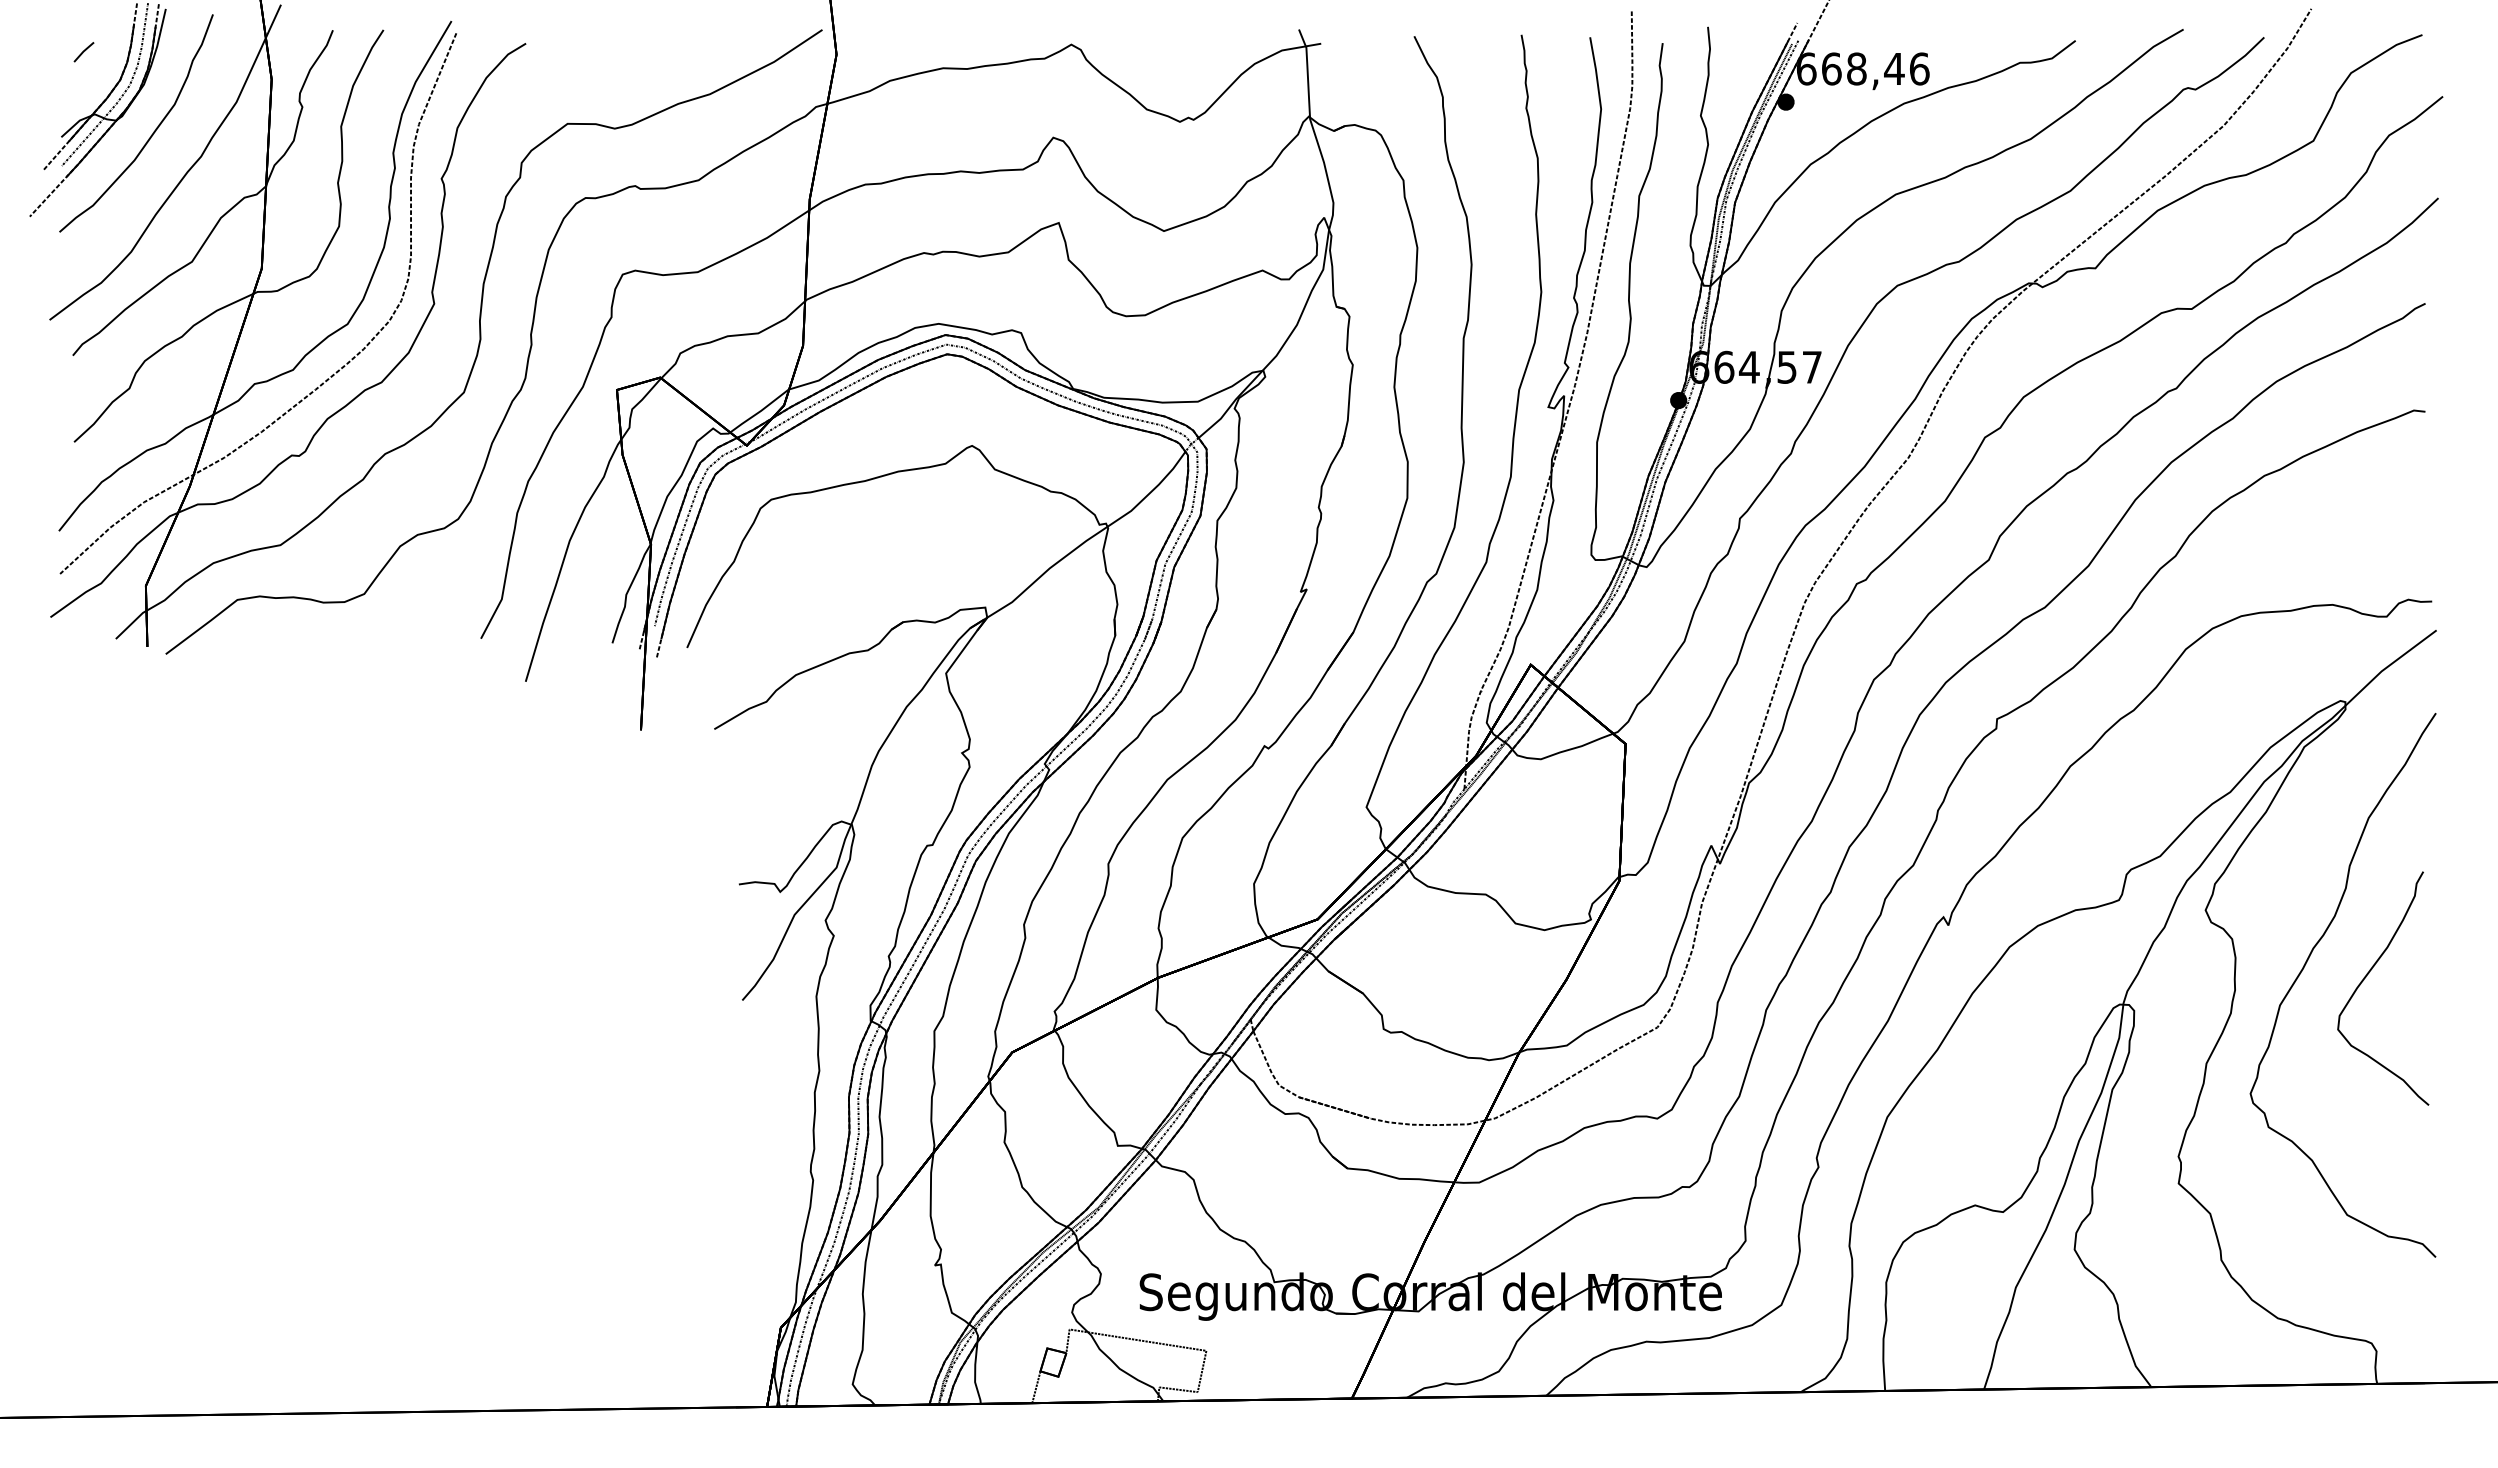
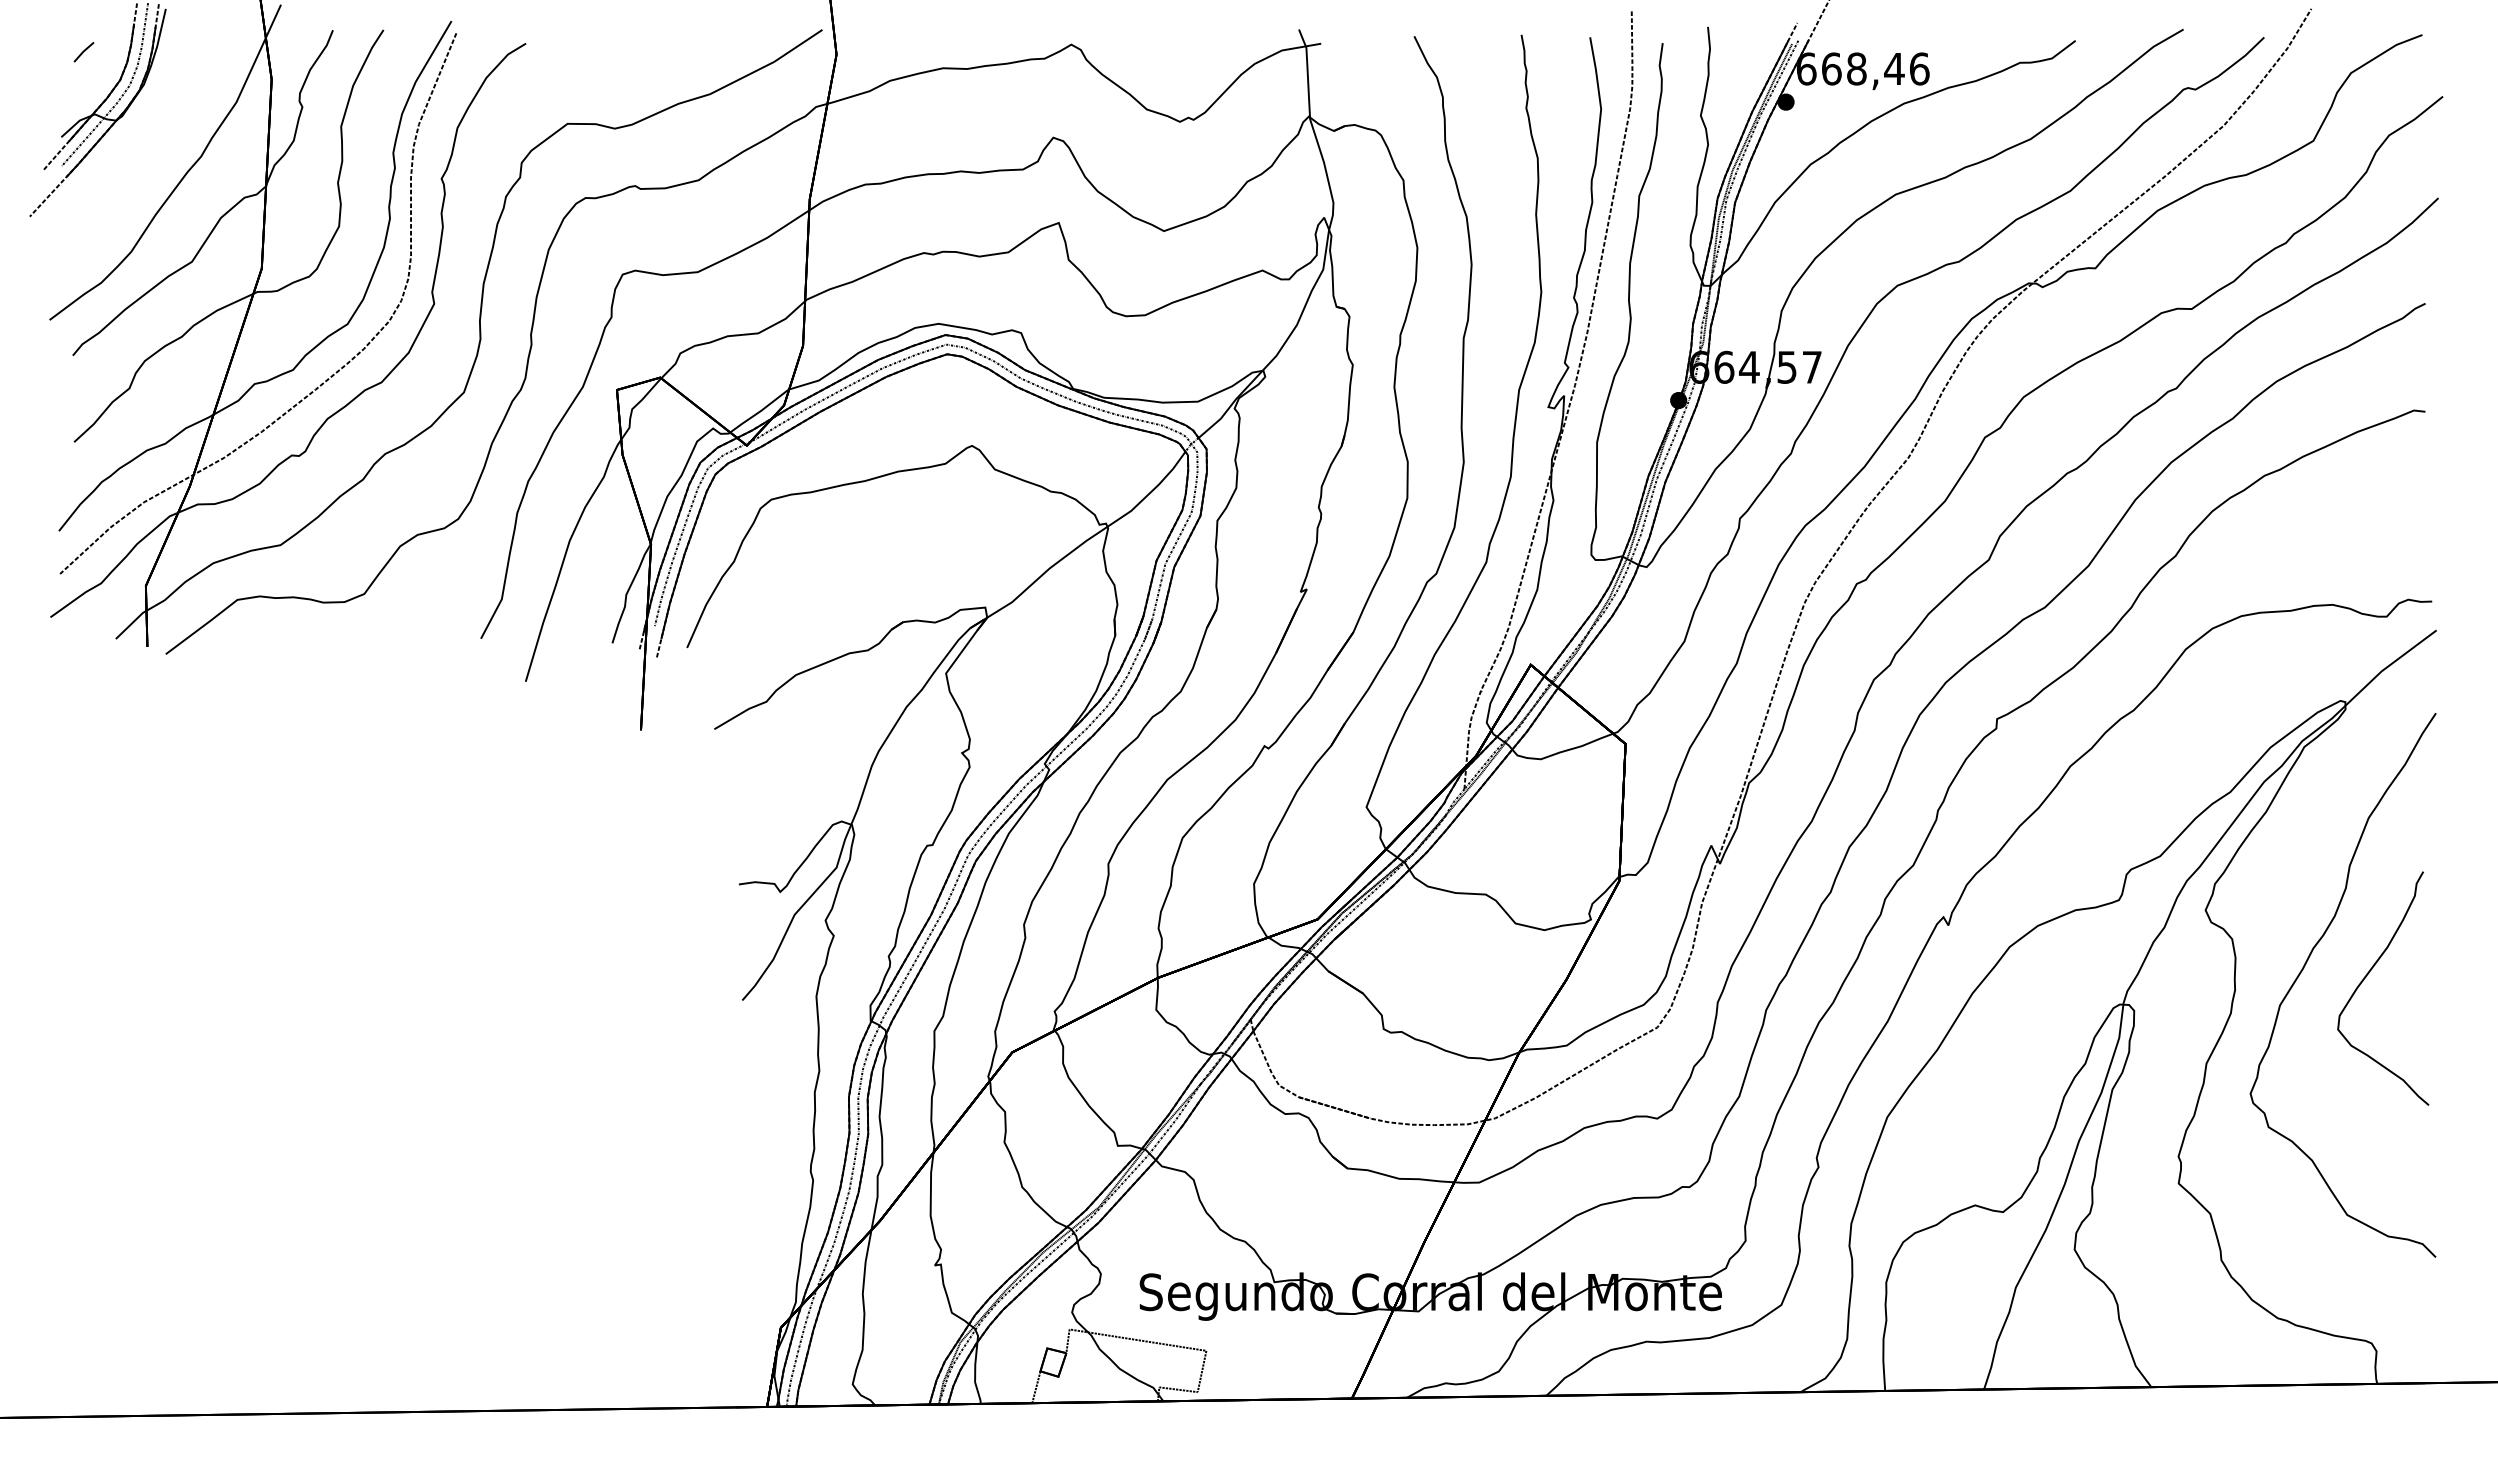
part: present -> none (150, 135)
